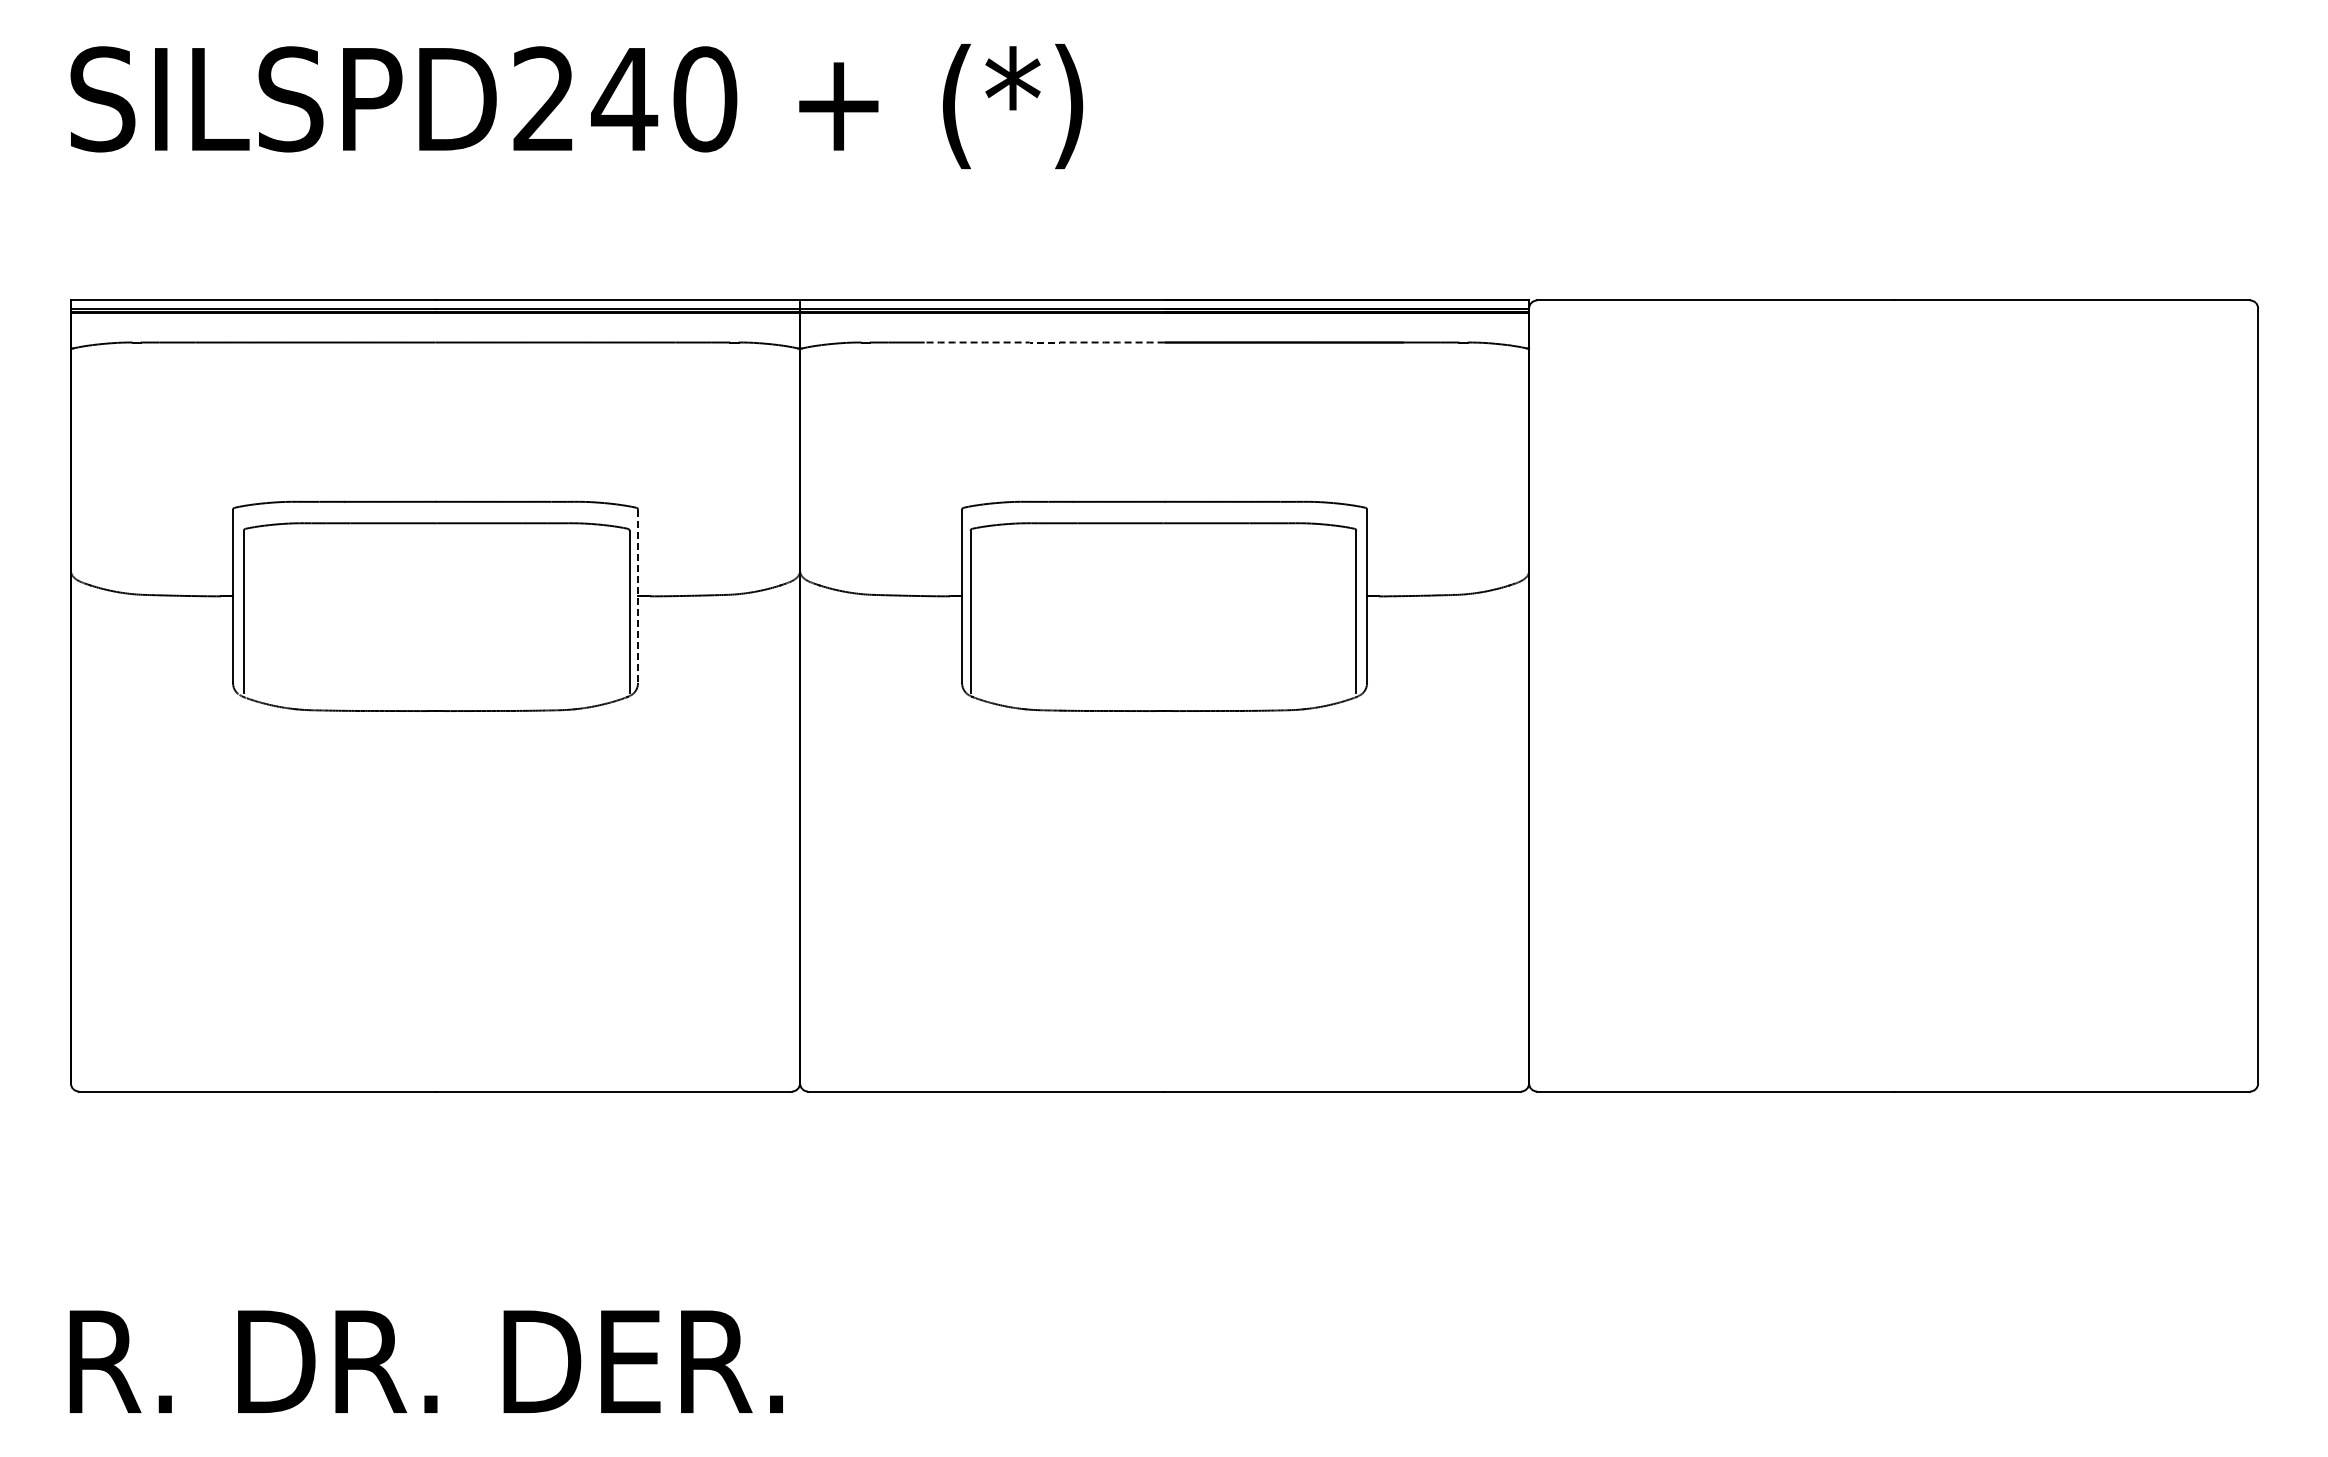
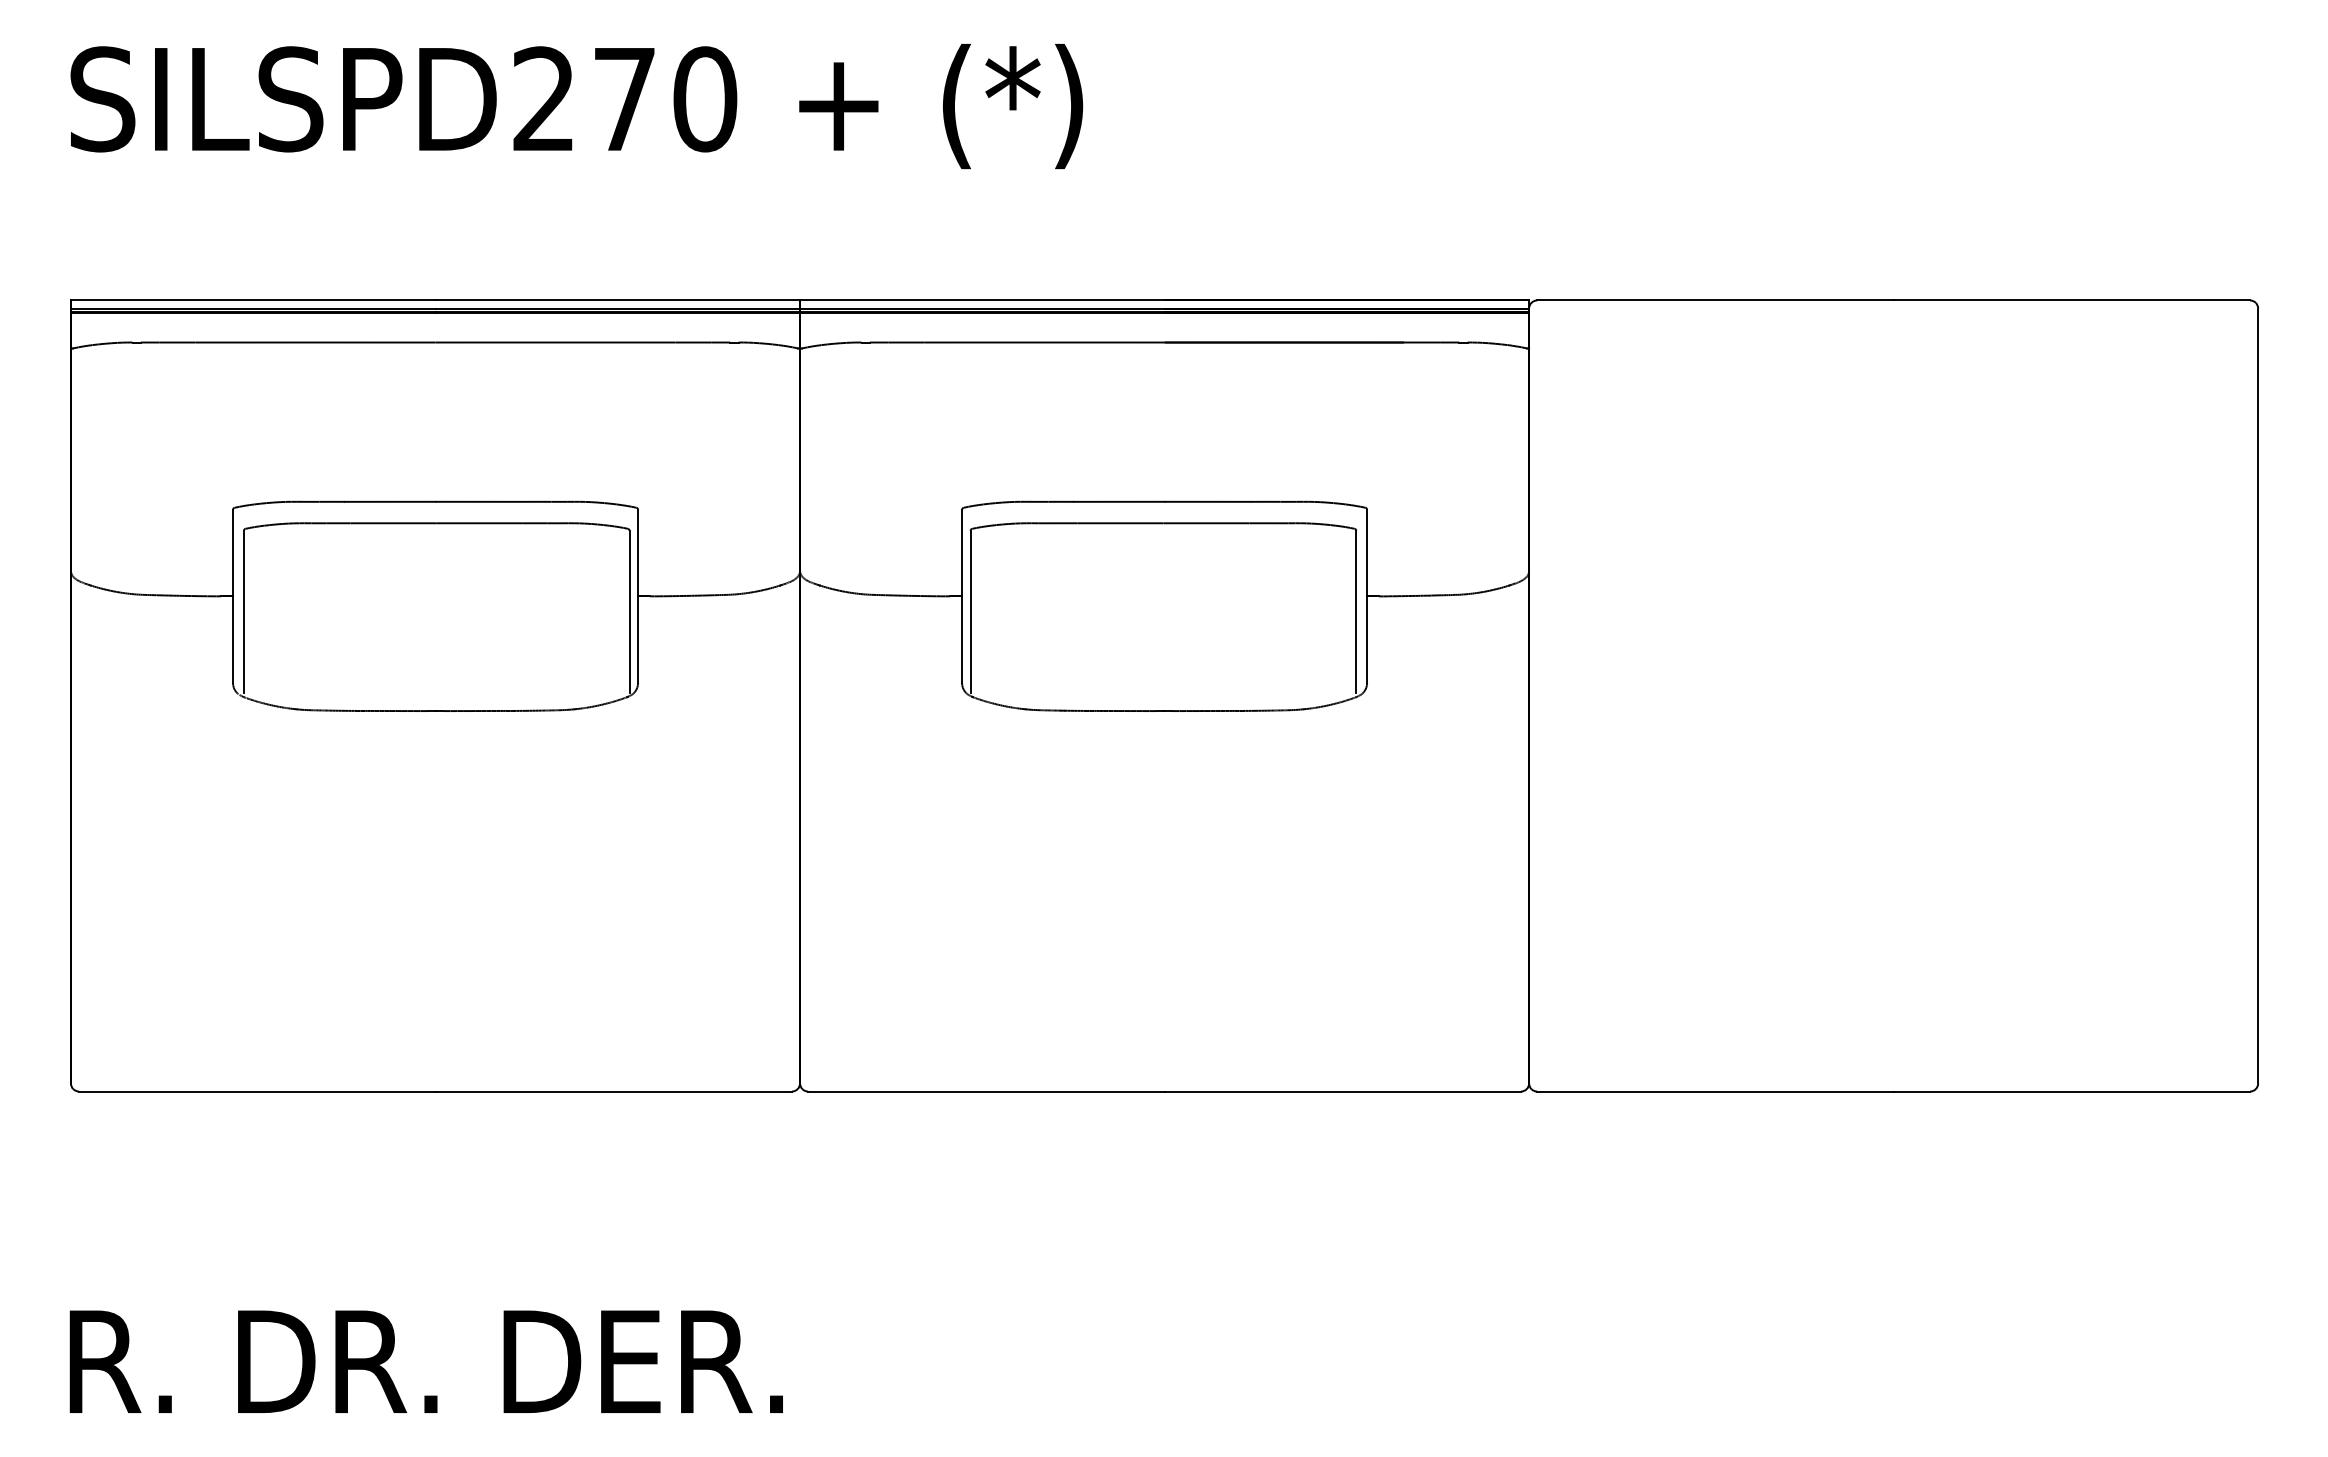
text: SILSPD240 -> SILSPD270 (624, 99)
arc: dashed -> solid (1044, 342)
line: dashed -> solid (638, 596)
